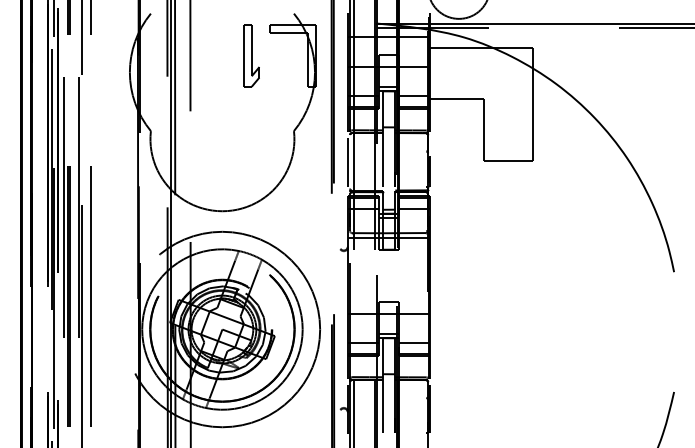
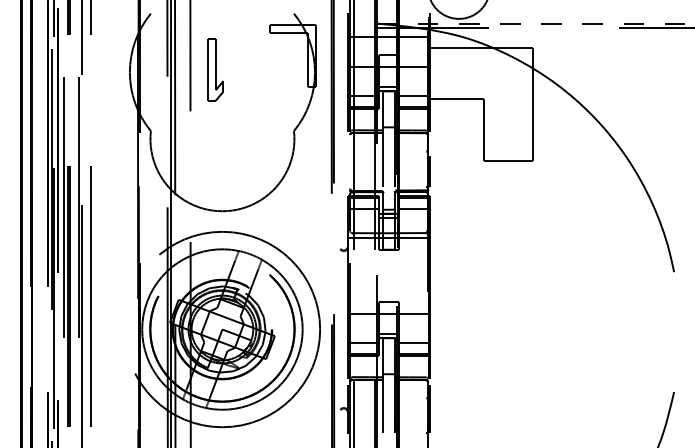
line: solid -> dashed (535, 23)
part position: (251, 55) -> (215, 69) (215, 69)
line: present -> none (347, 161)
